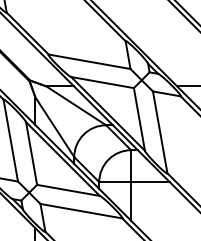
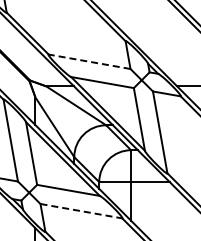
line: solid -> dashed (89, 61)
line: solid -> dashed (81, 211)
